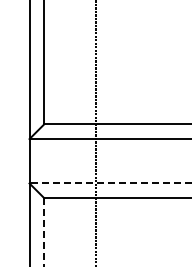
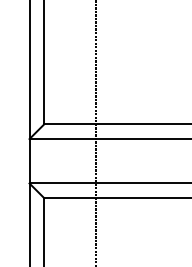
line: dashed -> solid (110, 183)
line: dashed -> solid (44, 232)
